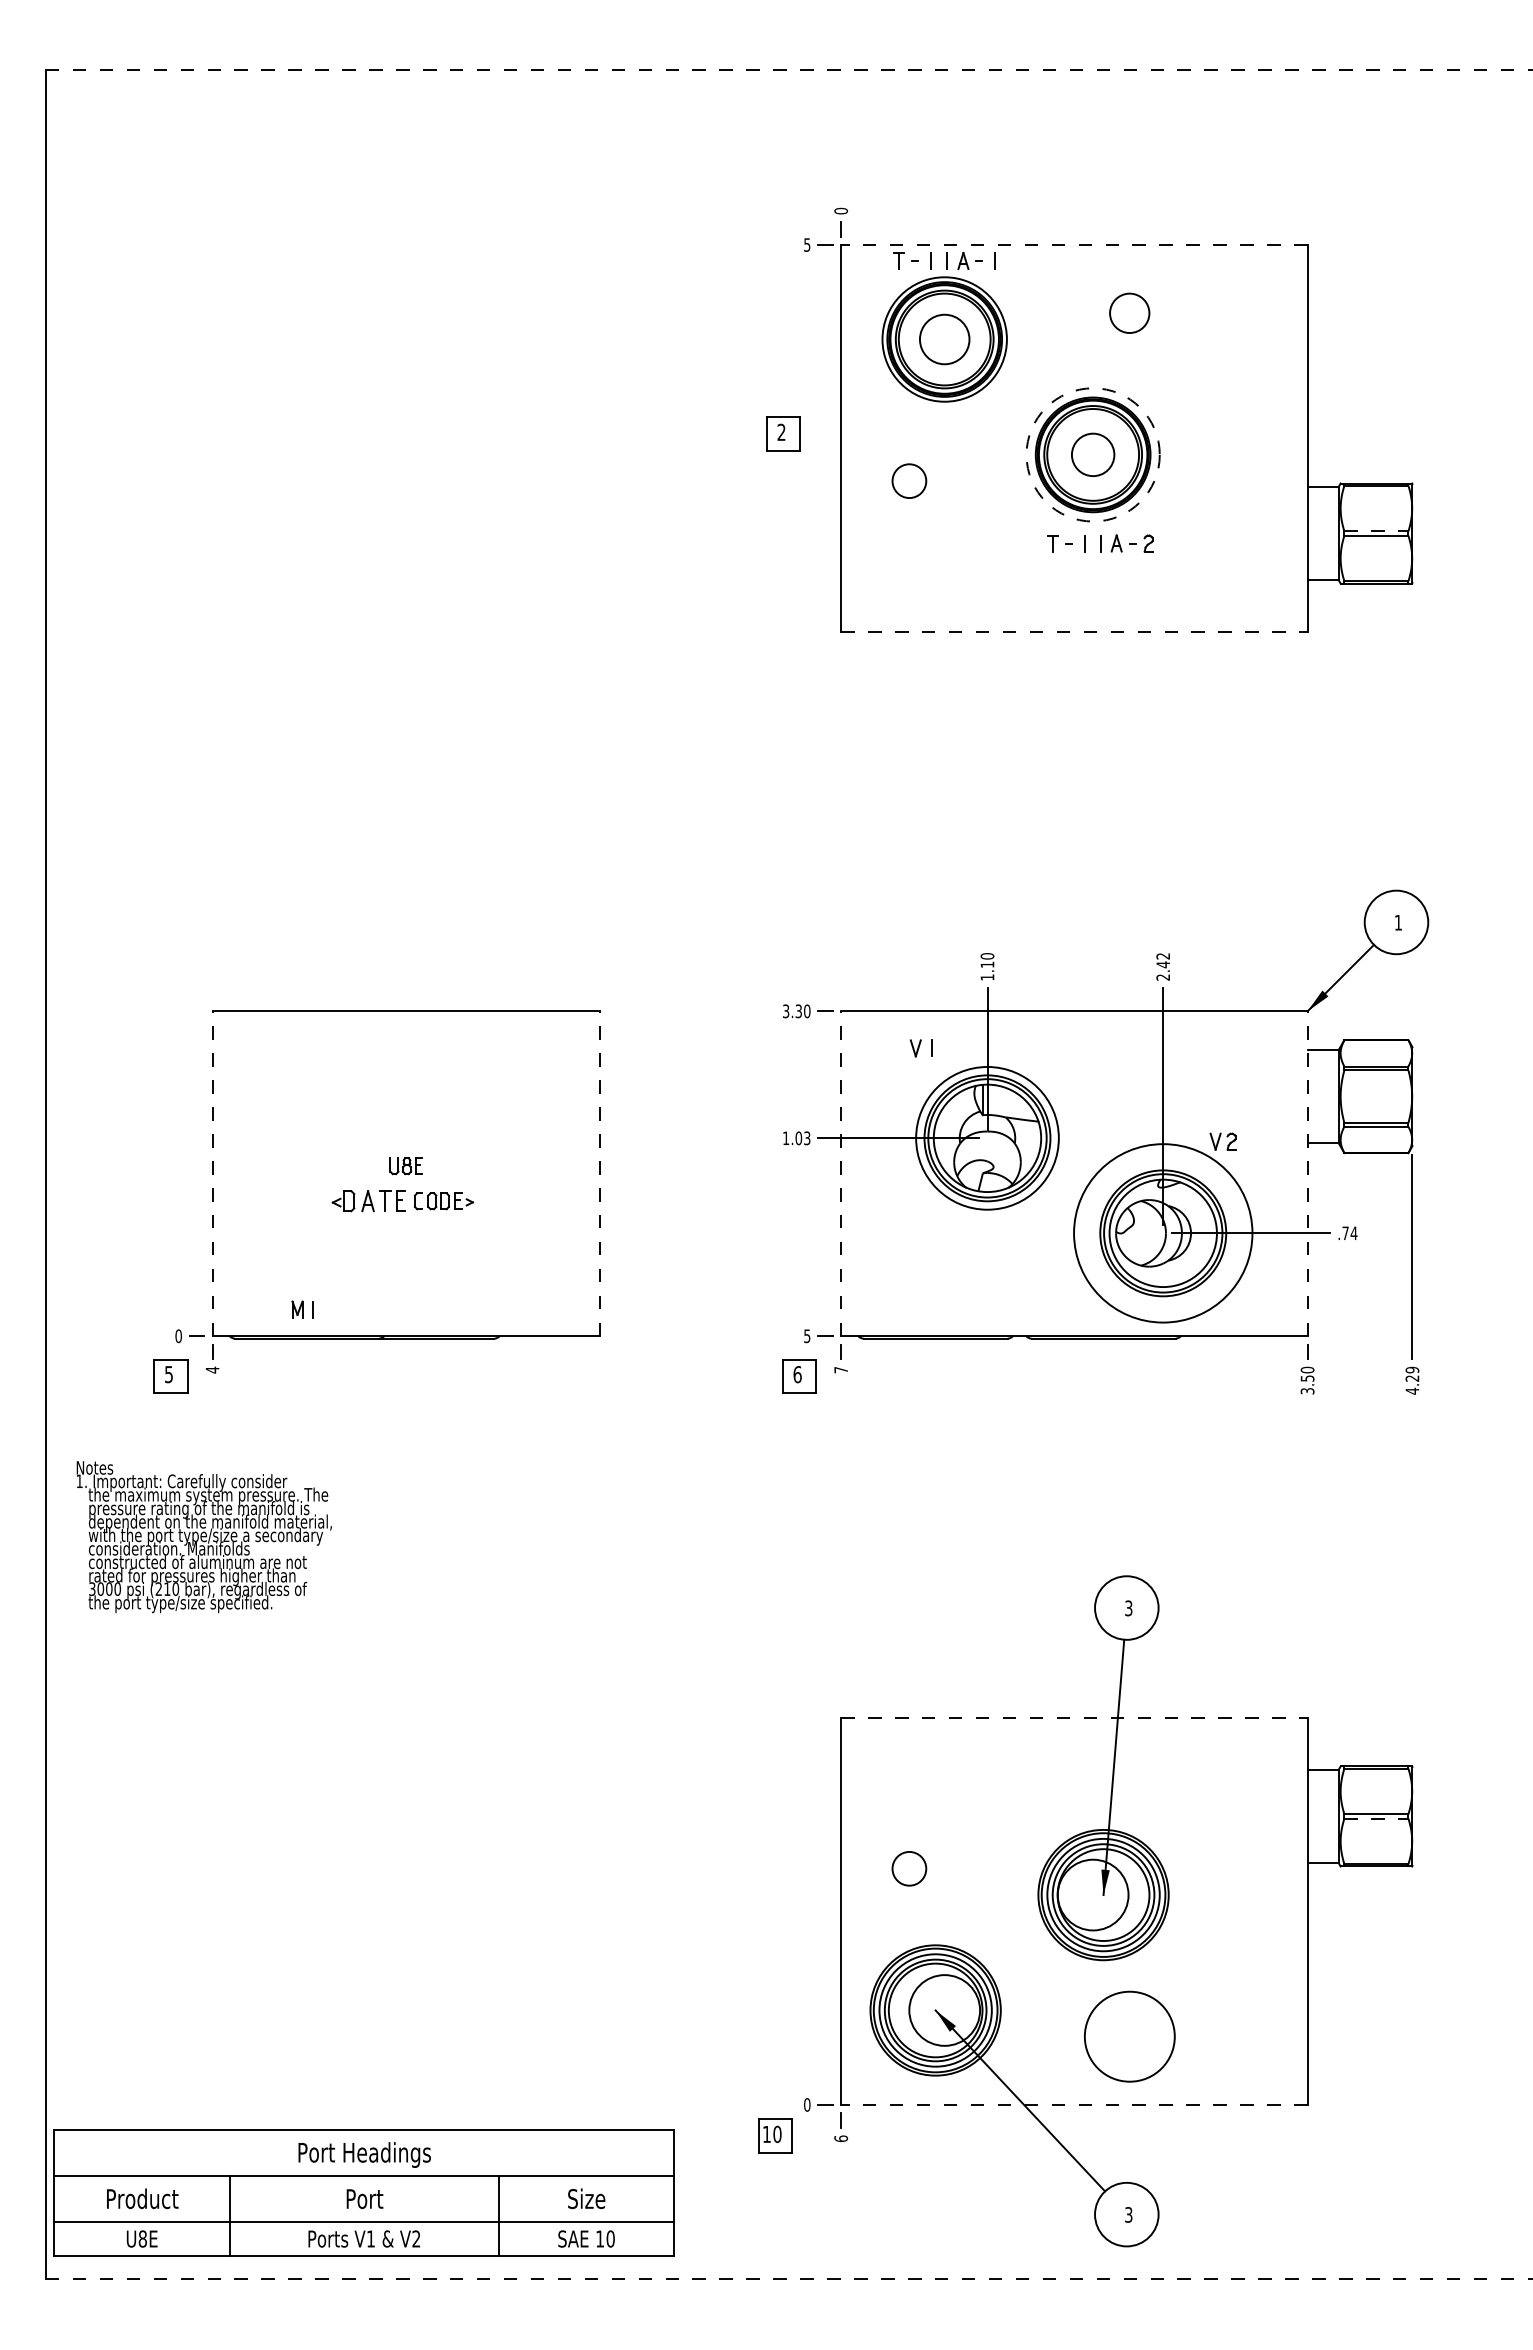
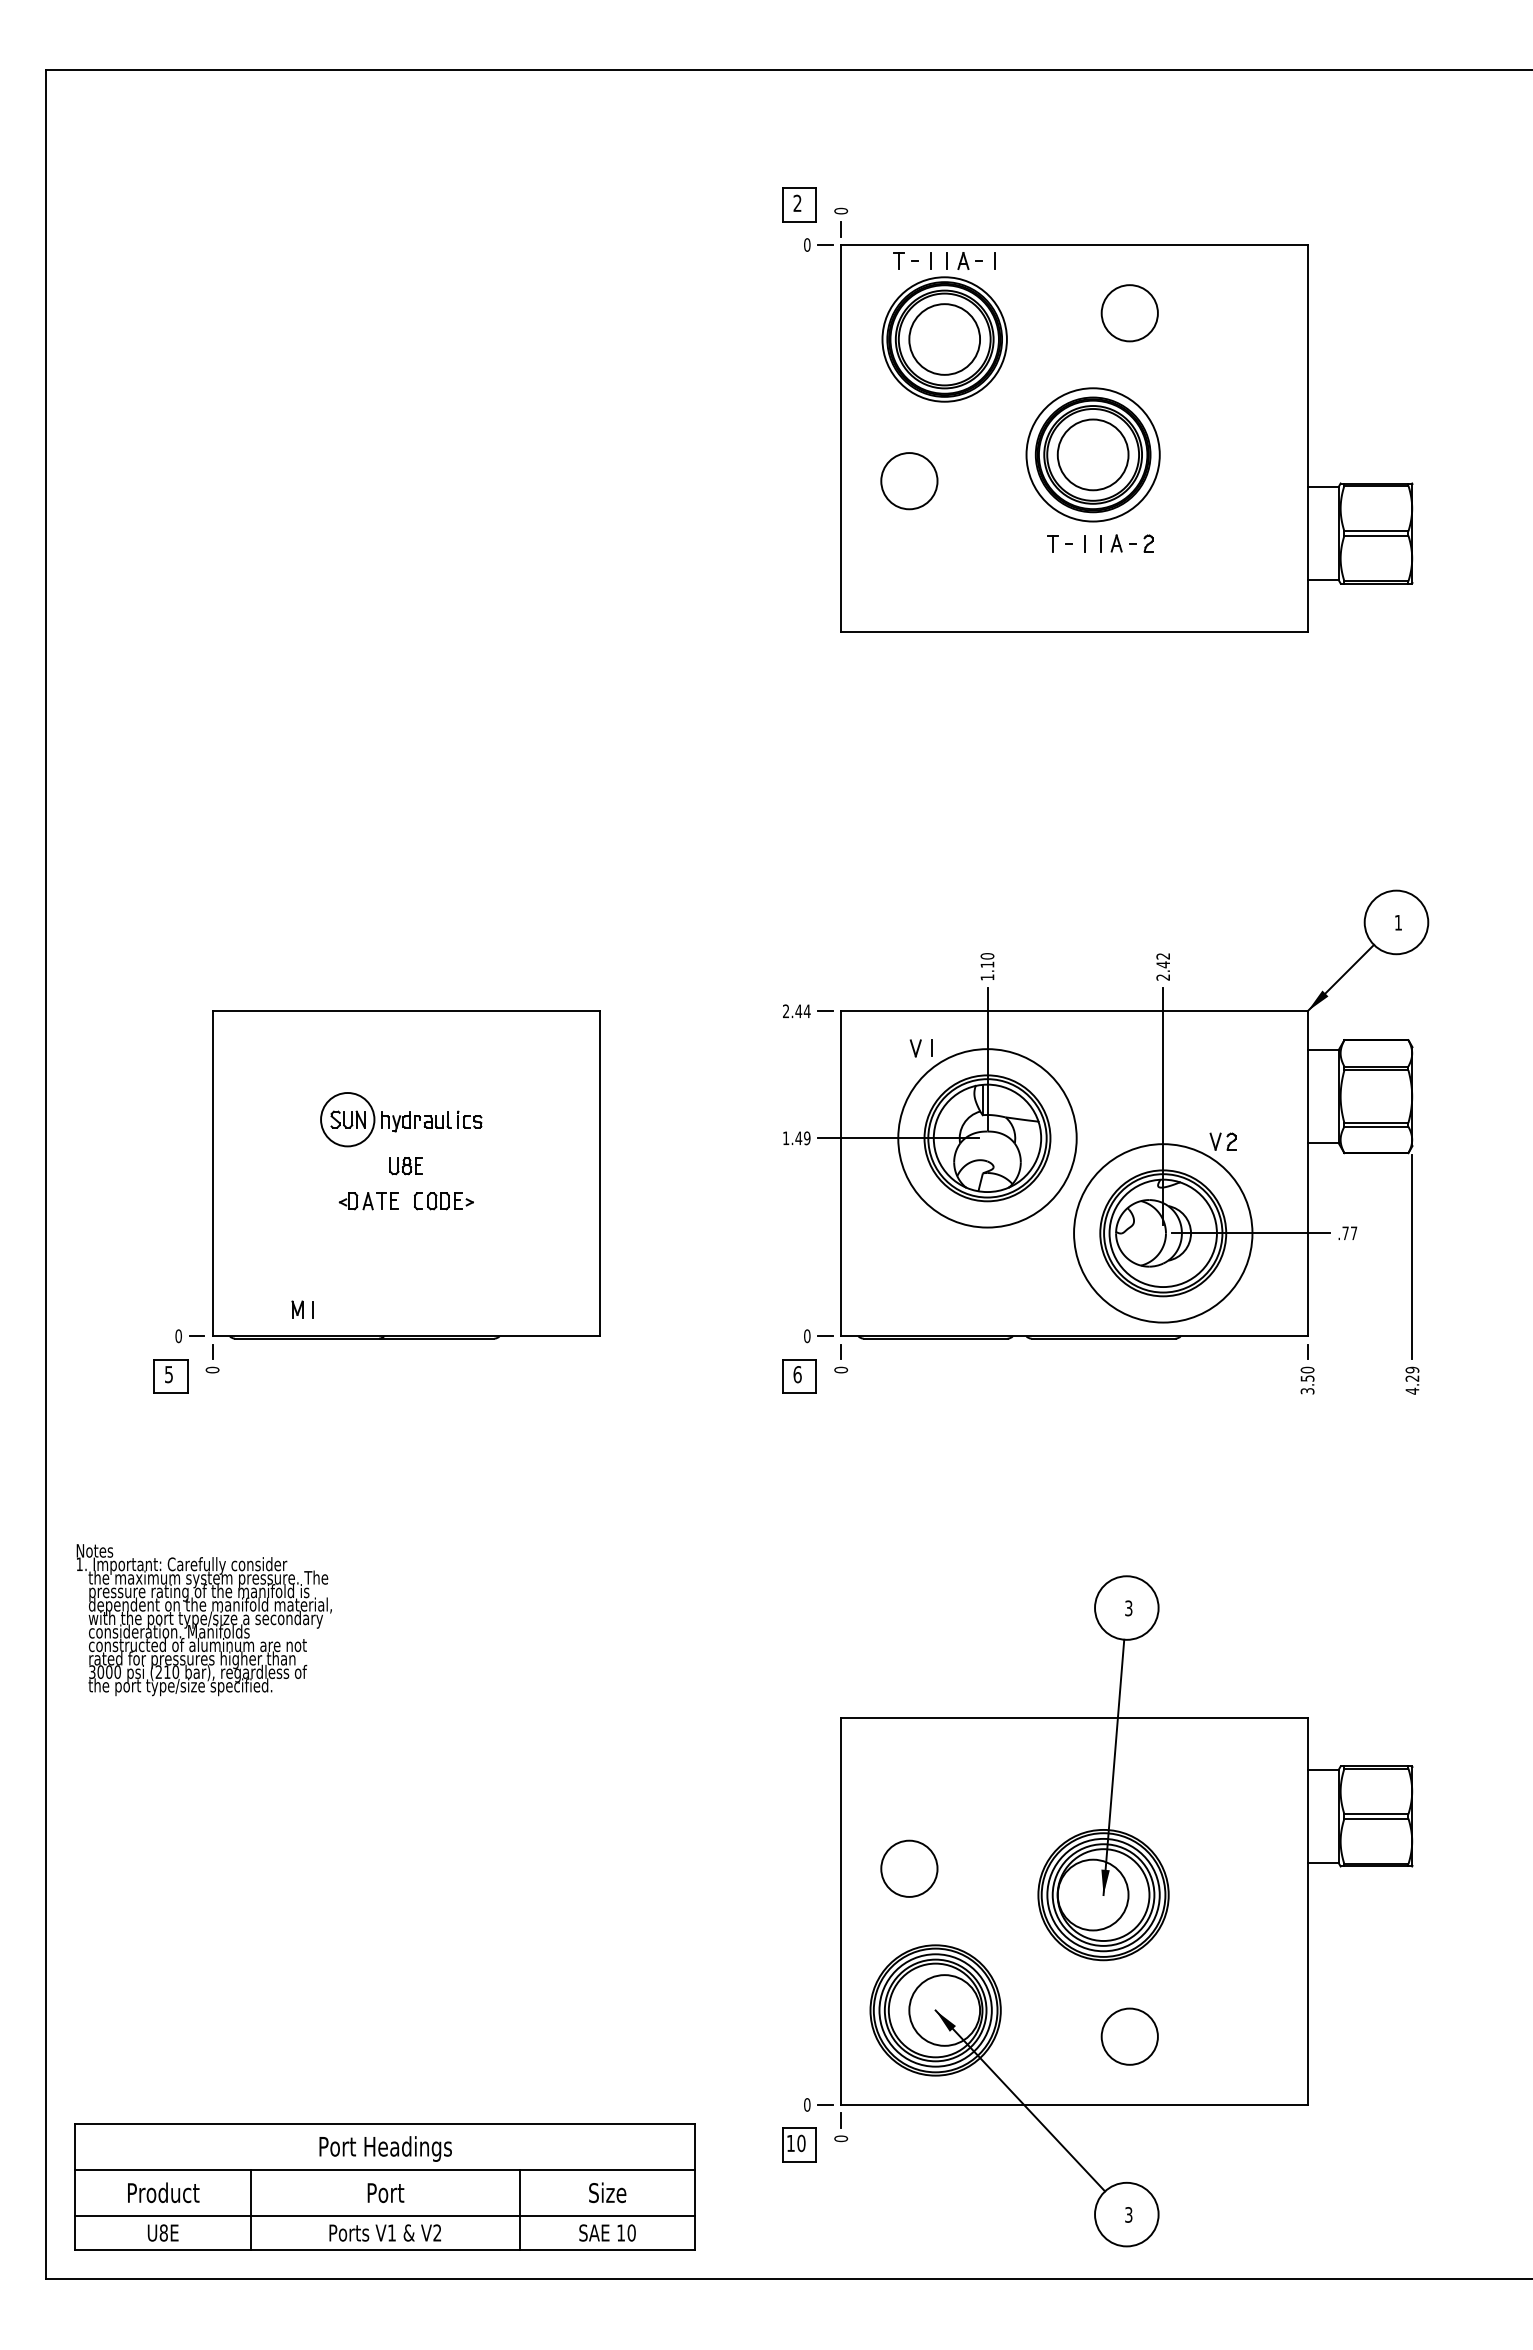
line: dashed -> solid (789, 70)
text: 5 -> 0 (807, 244)
line: dashed -> solid (1073, 245)
circle size: 42x42 px -> 59x59 px (1129, 313)
circle diameter: 50 px -> 71 px (944, 339)
part position: (783, 433) -> (799, 204) (799, 204)
circle diameter: 42 px -> 71 px (1092, 454)
circle: dashed -> solid (1092, 454)
circle diameter: 34 px -> 56 px (909, 481)
line: dashed -> solid (1376, 531)
line: dashed -> solid (1074, 632)
text: 3.30 -> 2.44 (796, 1011)
part: none -> present (401, 1119)
circle diameter: 143 px -> 178 px (987, 1138)
text: 1.03 -> 1.49 (802, 1138)
line: dashed -> solid (212, 1173)
line: dashed -> solid (599, 1173)
line: dashed -> solid (841, 1173)
line: dashed -> solid (1307, 1173)
part size: 75x23 px -> 61x19 px (368, 1201)
text: .74 -> .77 (1353, 1233)
text: 5 -> 0 (807, 1336)
text: 4 -> 0 (212, 1369)
text: 7 -> 0 (841, 1369)
text position: (203, 1537) -> (203, 1620) (203, 1620)
line: dashed -> solid (1074, 1717)
line: dashed -> solid (1376, 1818)
circle diameter: 34 px -> 56 px (909, 1868)
circle diameter: 90 px -> 56 px (1129, 2036)
line: dashed -> solid (1073, 2104)
part position: (775, 2135) -> (799, 2144) (799, 2144)
text: 6 -> 0 (840, 2138)
part position: (363, 2192) -> (384, 2186) (384, 2186)
line: dashed -> solid (789, 2279)
